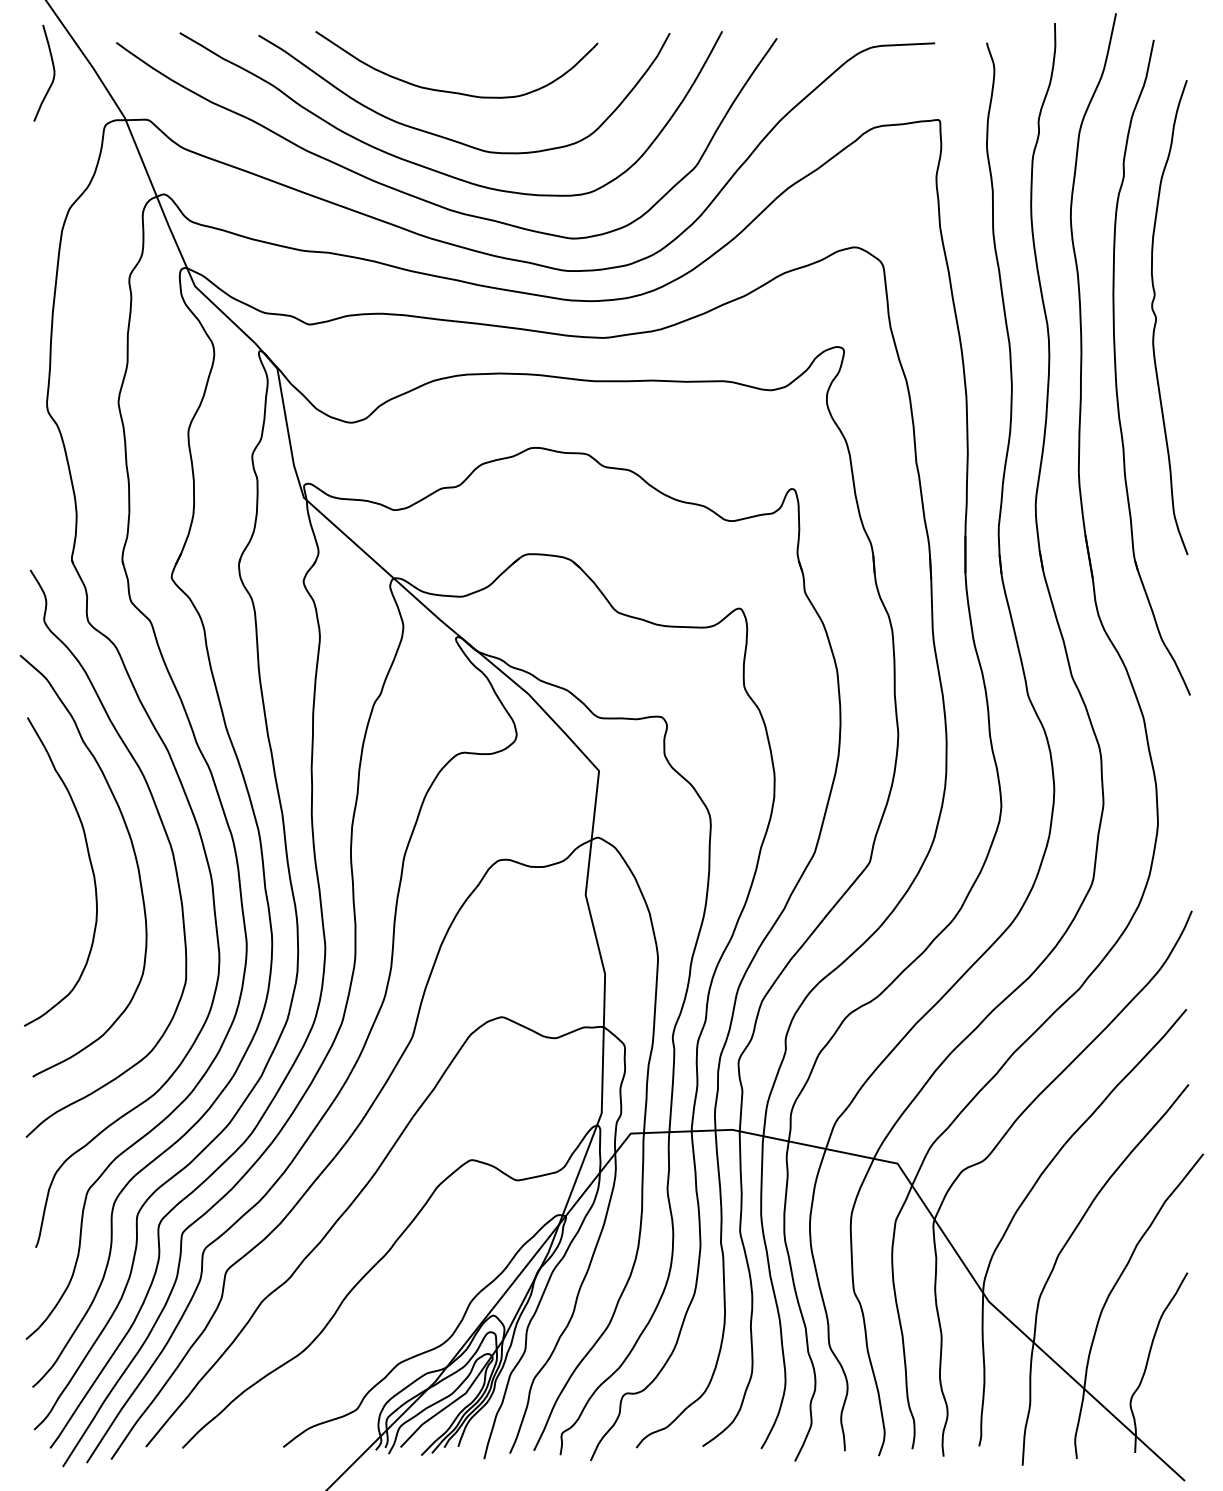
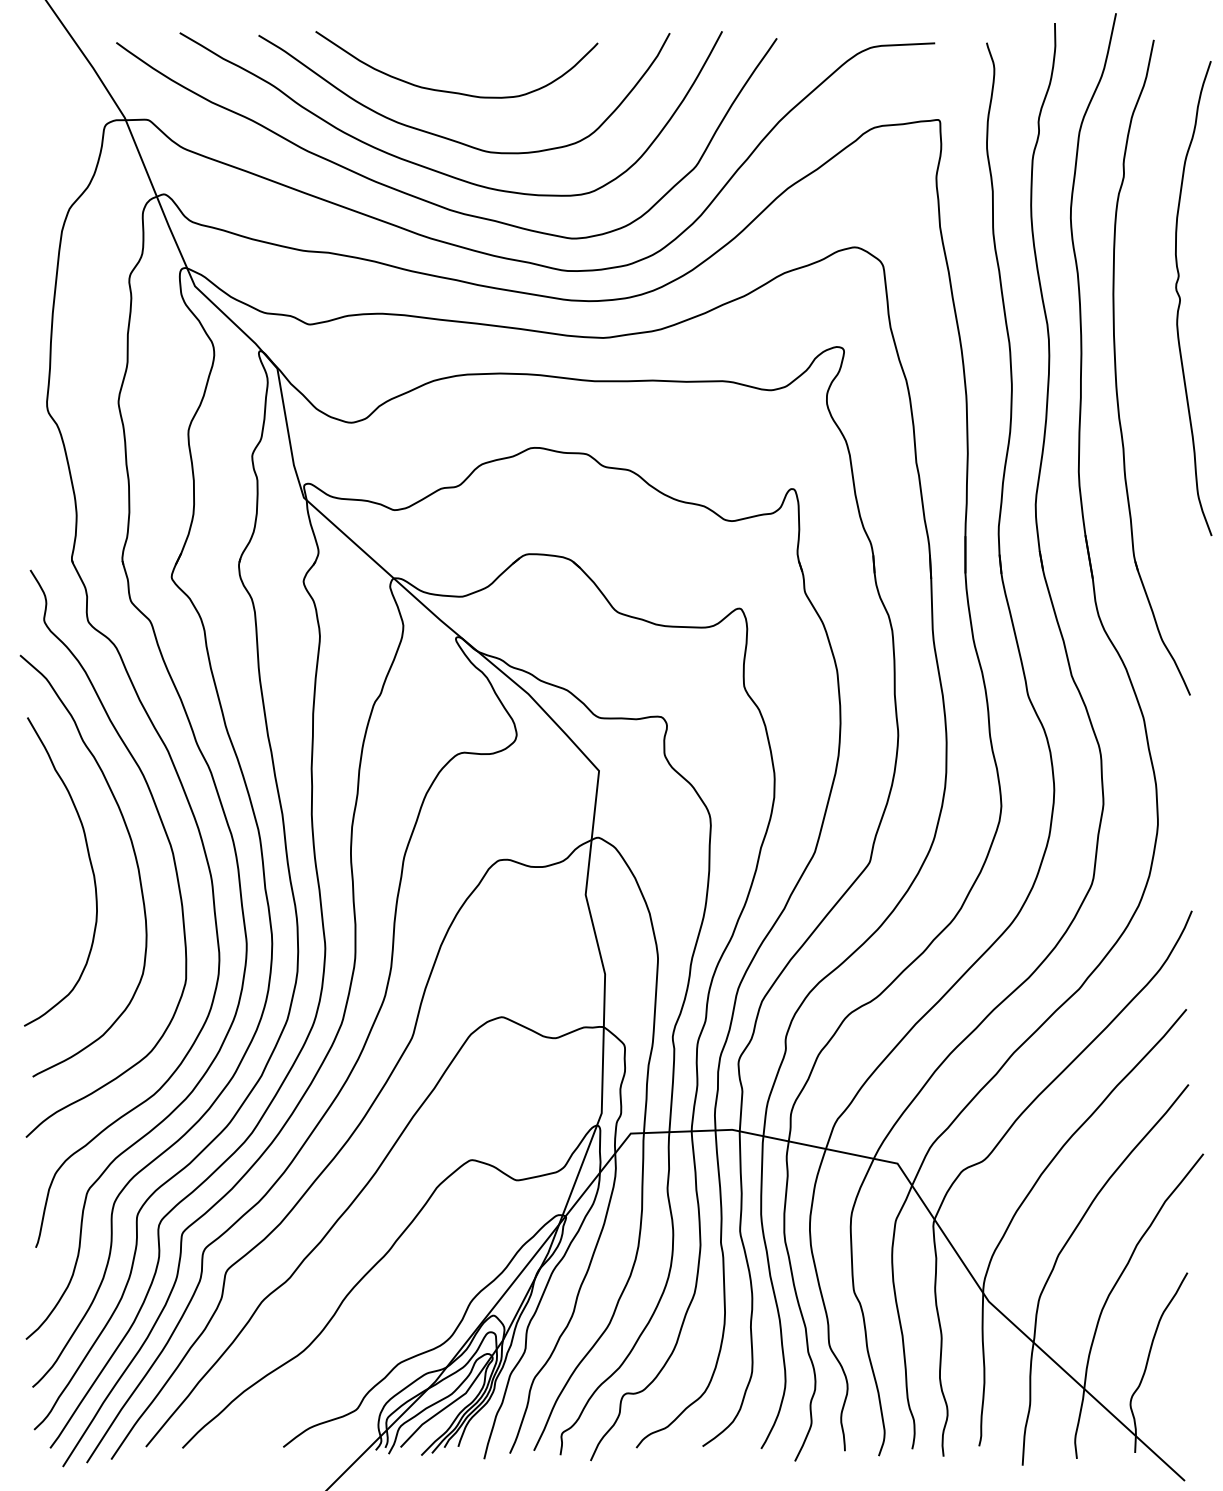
curve: present -> none (53, 72)
curve position: (1156, 317) -> (1180, 298) (1180, 298)
